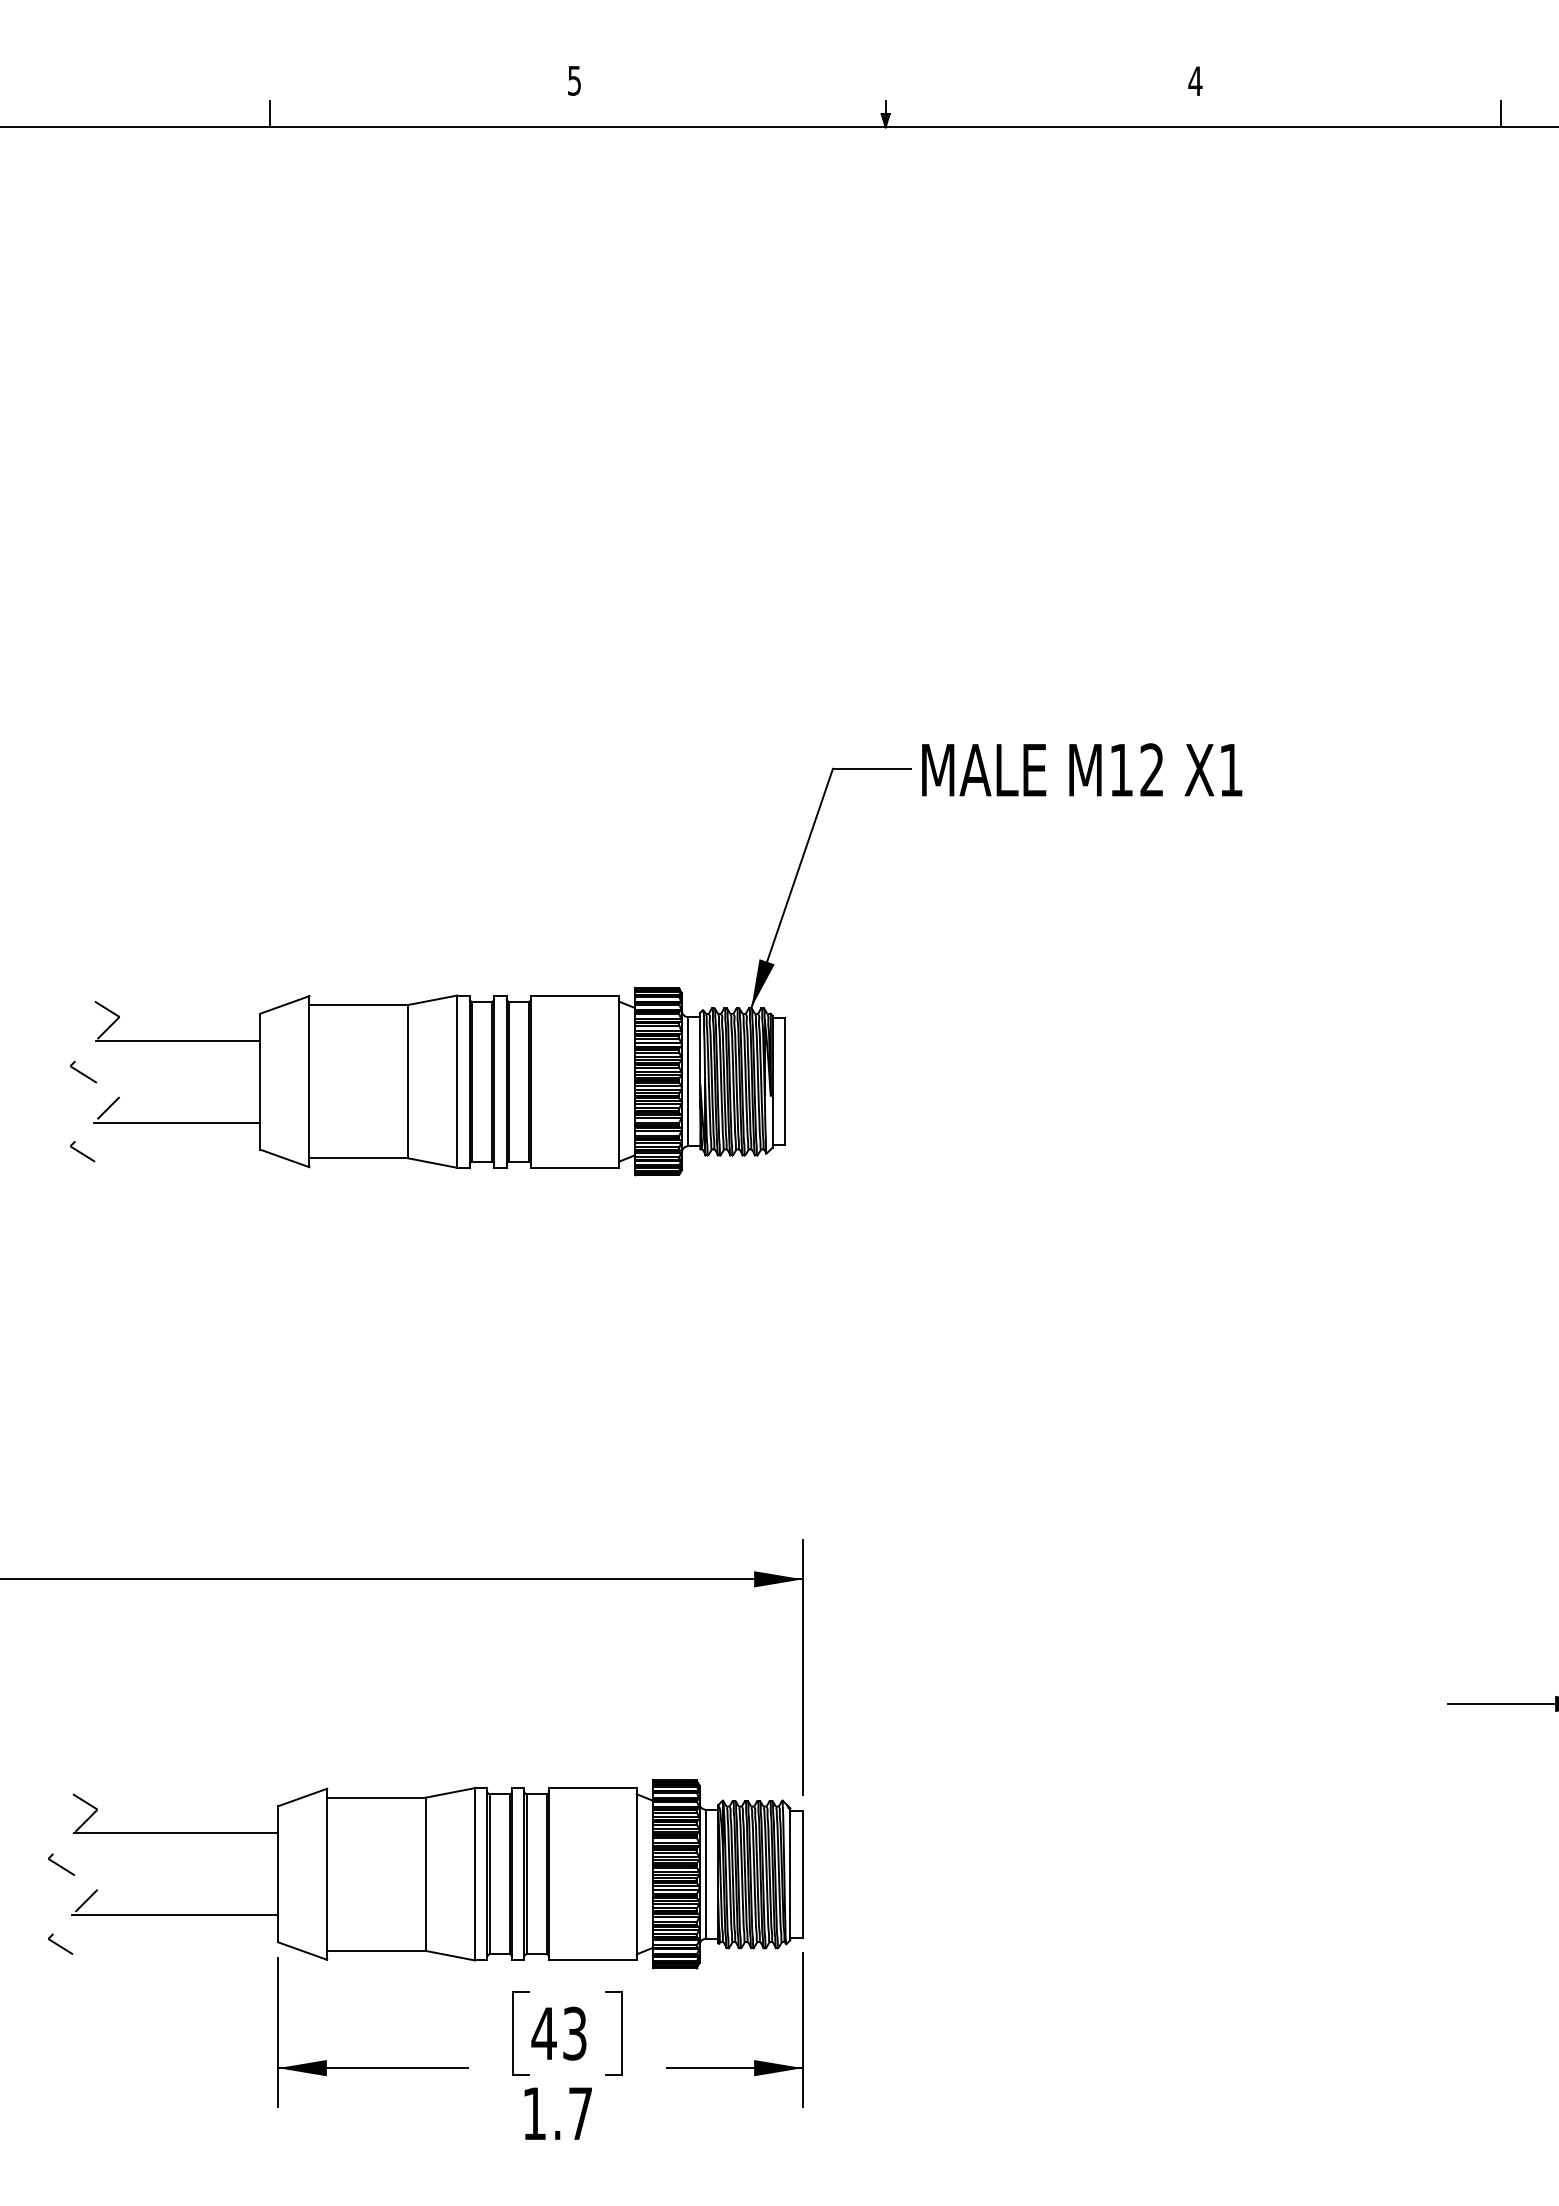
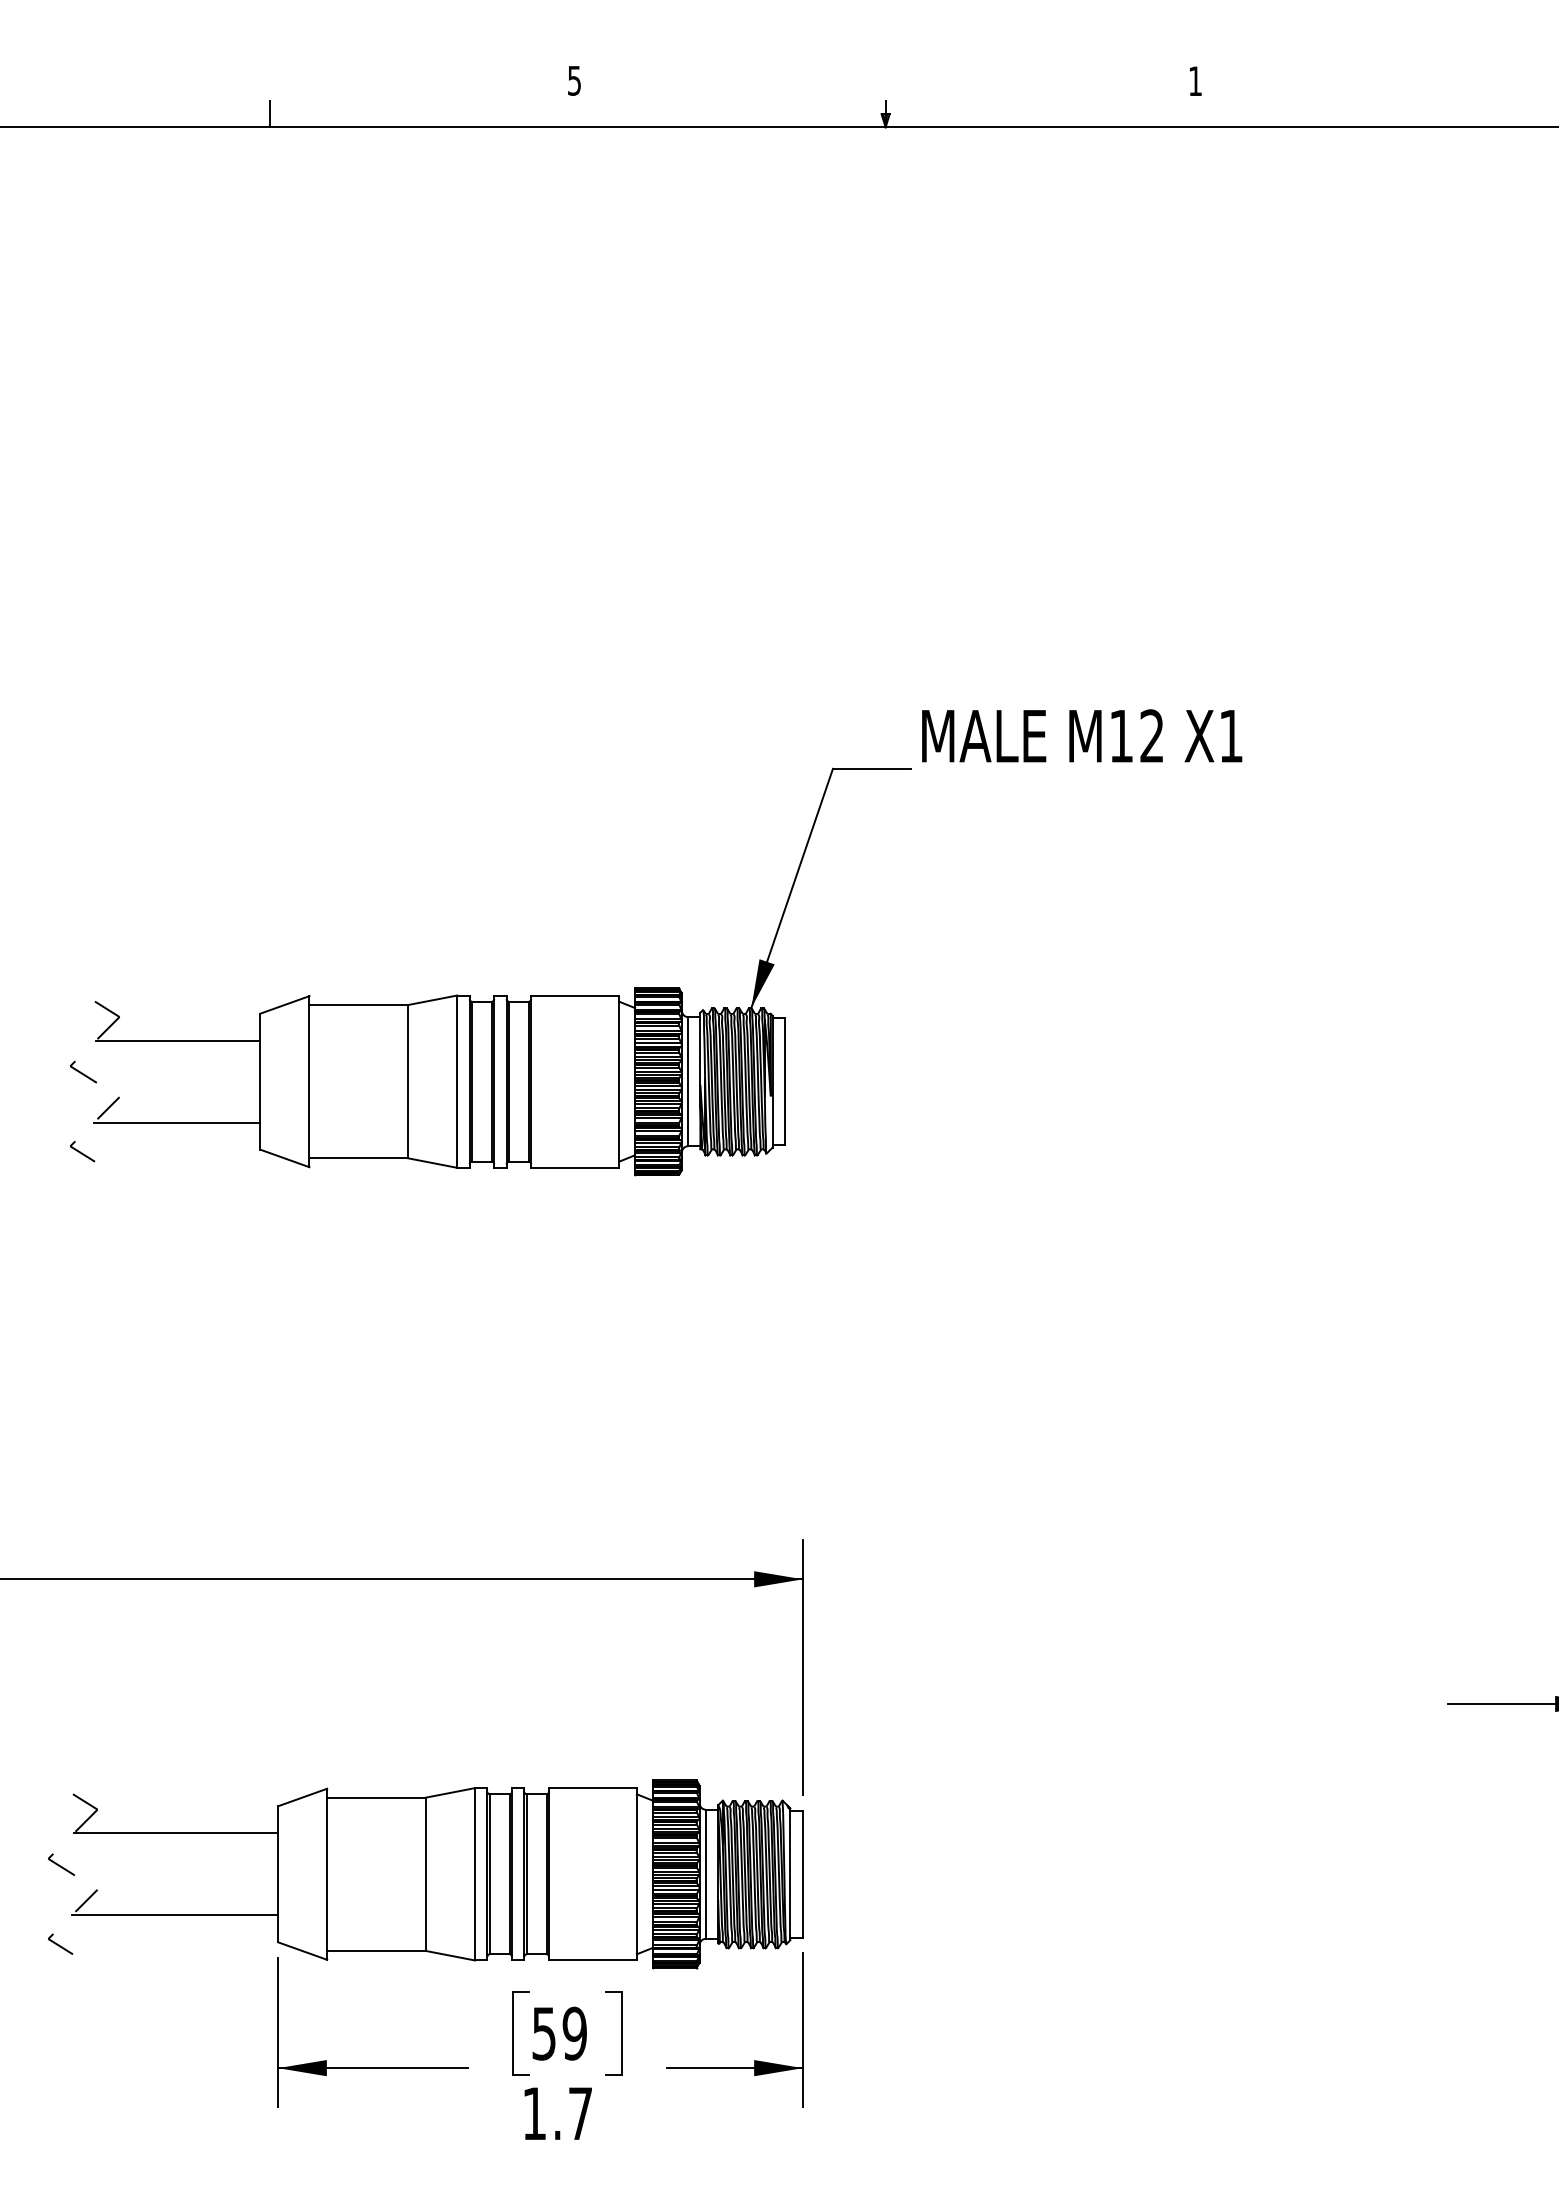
text: 4 -> 1 (1195, 80)
line: present -> none (1501, 113)
text position: (1082, 769) -> (1082, 735) (1082, 735)
text: 43 -> 59 (558, 2033)
